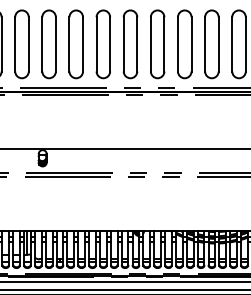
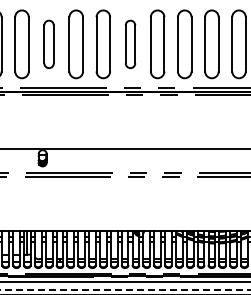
part size: 16x71 px -> 12x50 px (48, 43)
part size: 17x71 px -> 13x50 px (130, 43)
line: solid -> dashed (125, 290)
